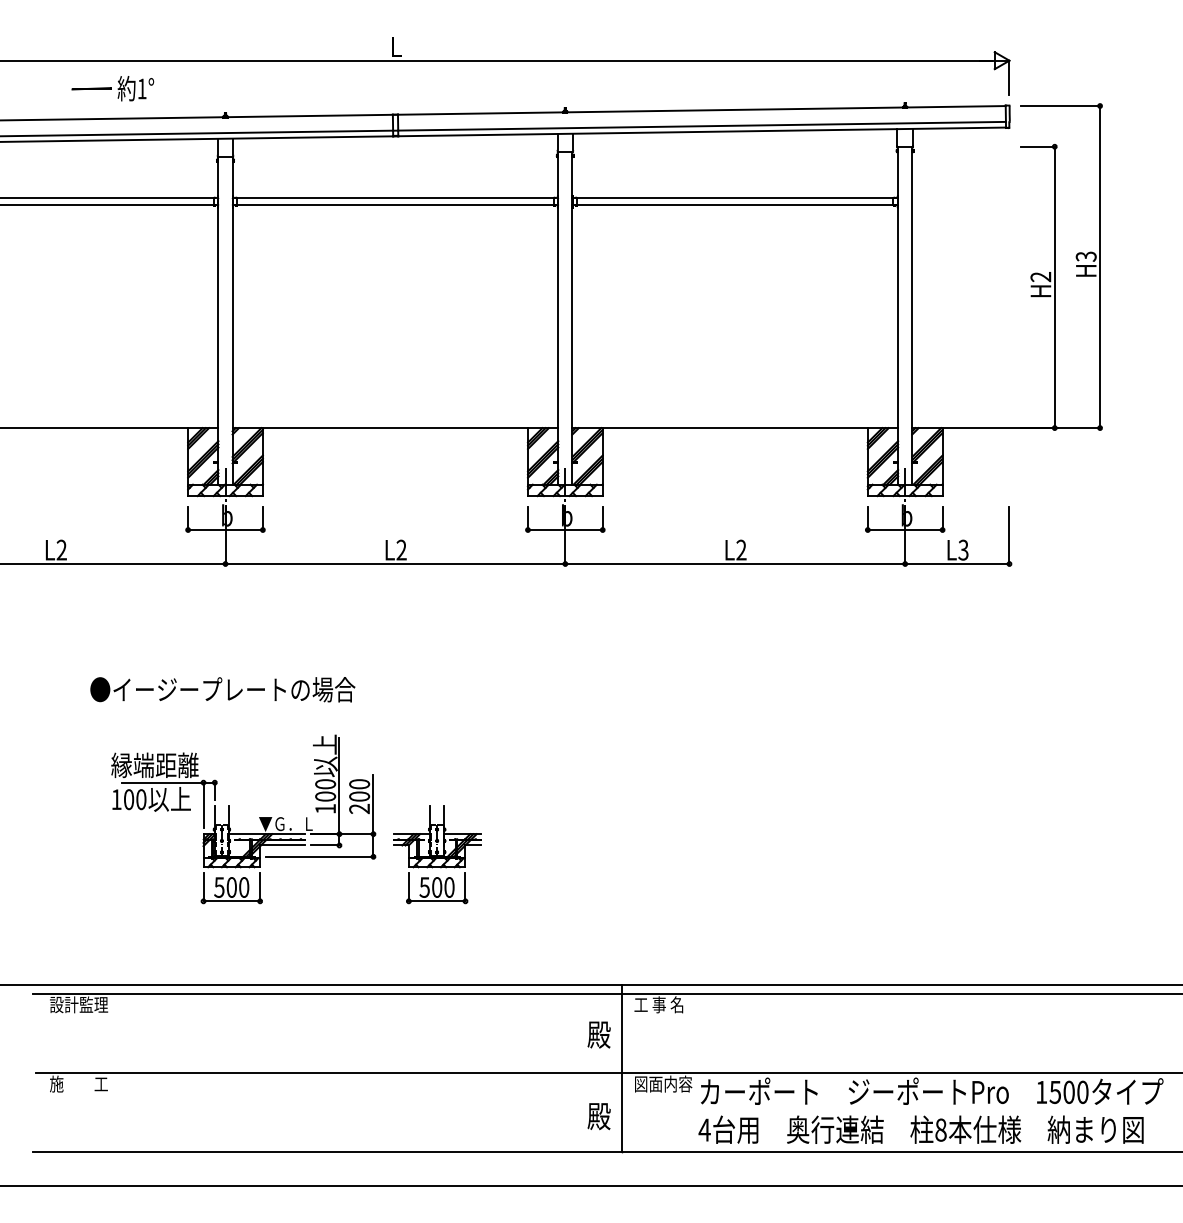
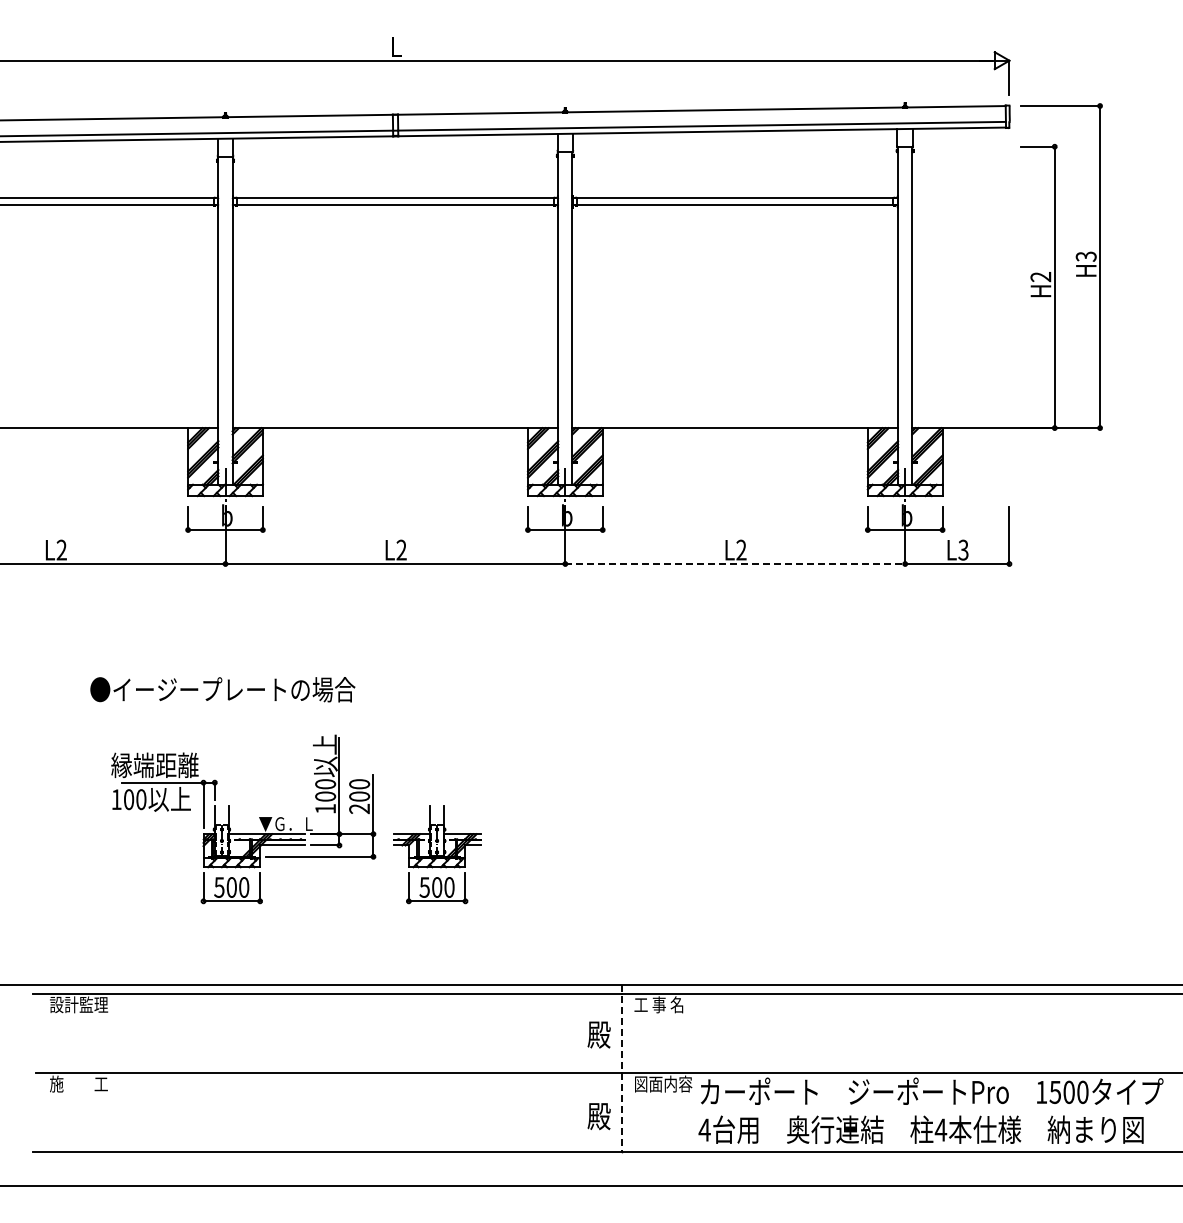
part: present -> none (112, 88)
line: solid -> dashed (735, 564)
line: solid -> dashed (621, 1068)
text: 8 -> 4 (940, 1129)
